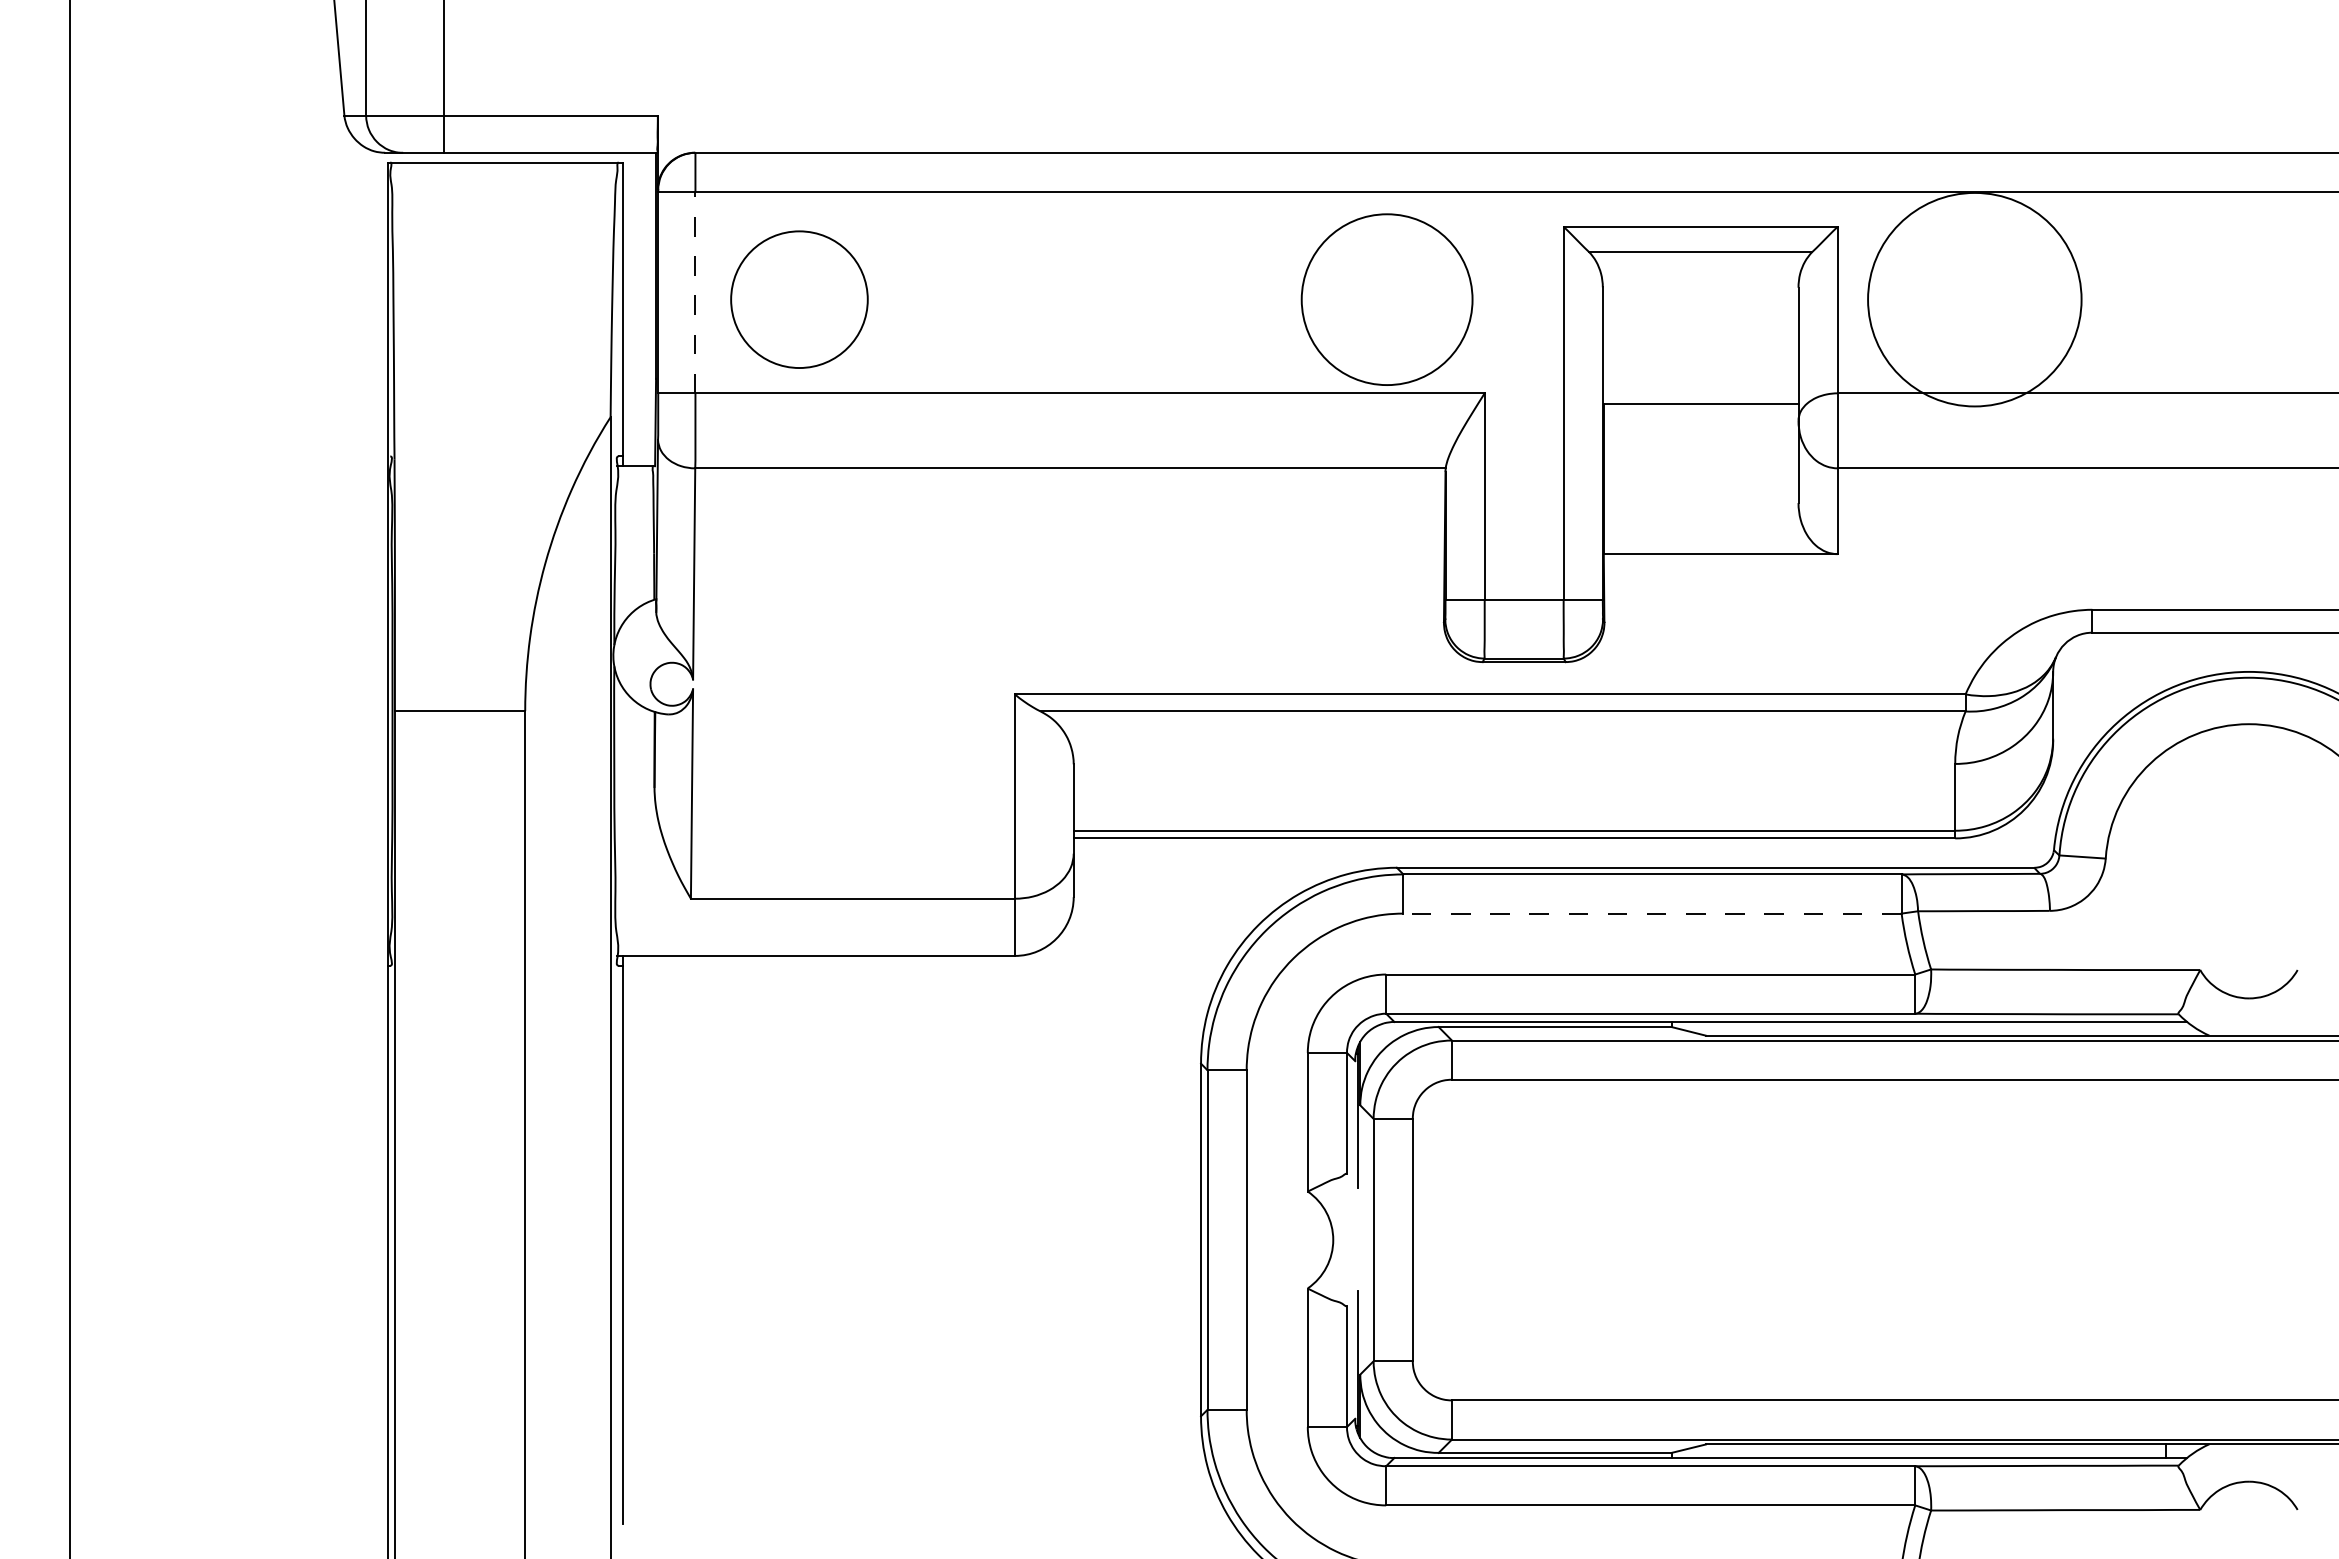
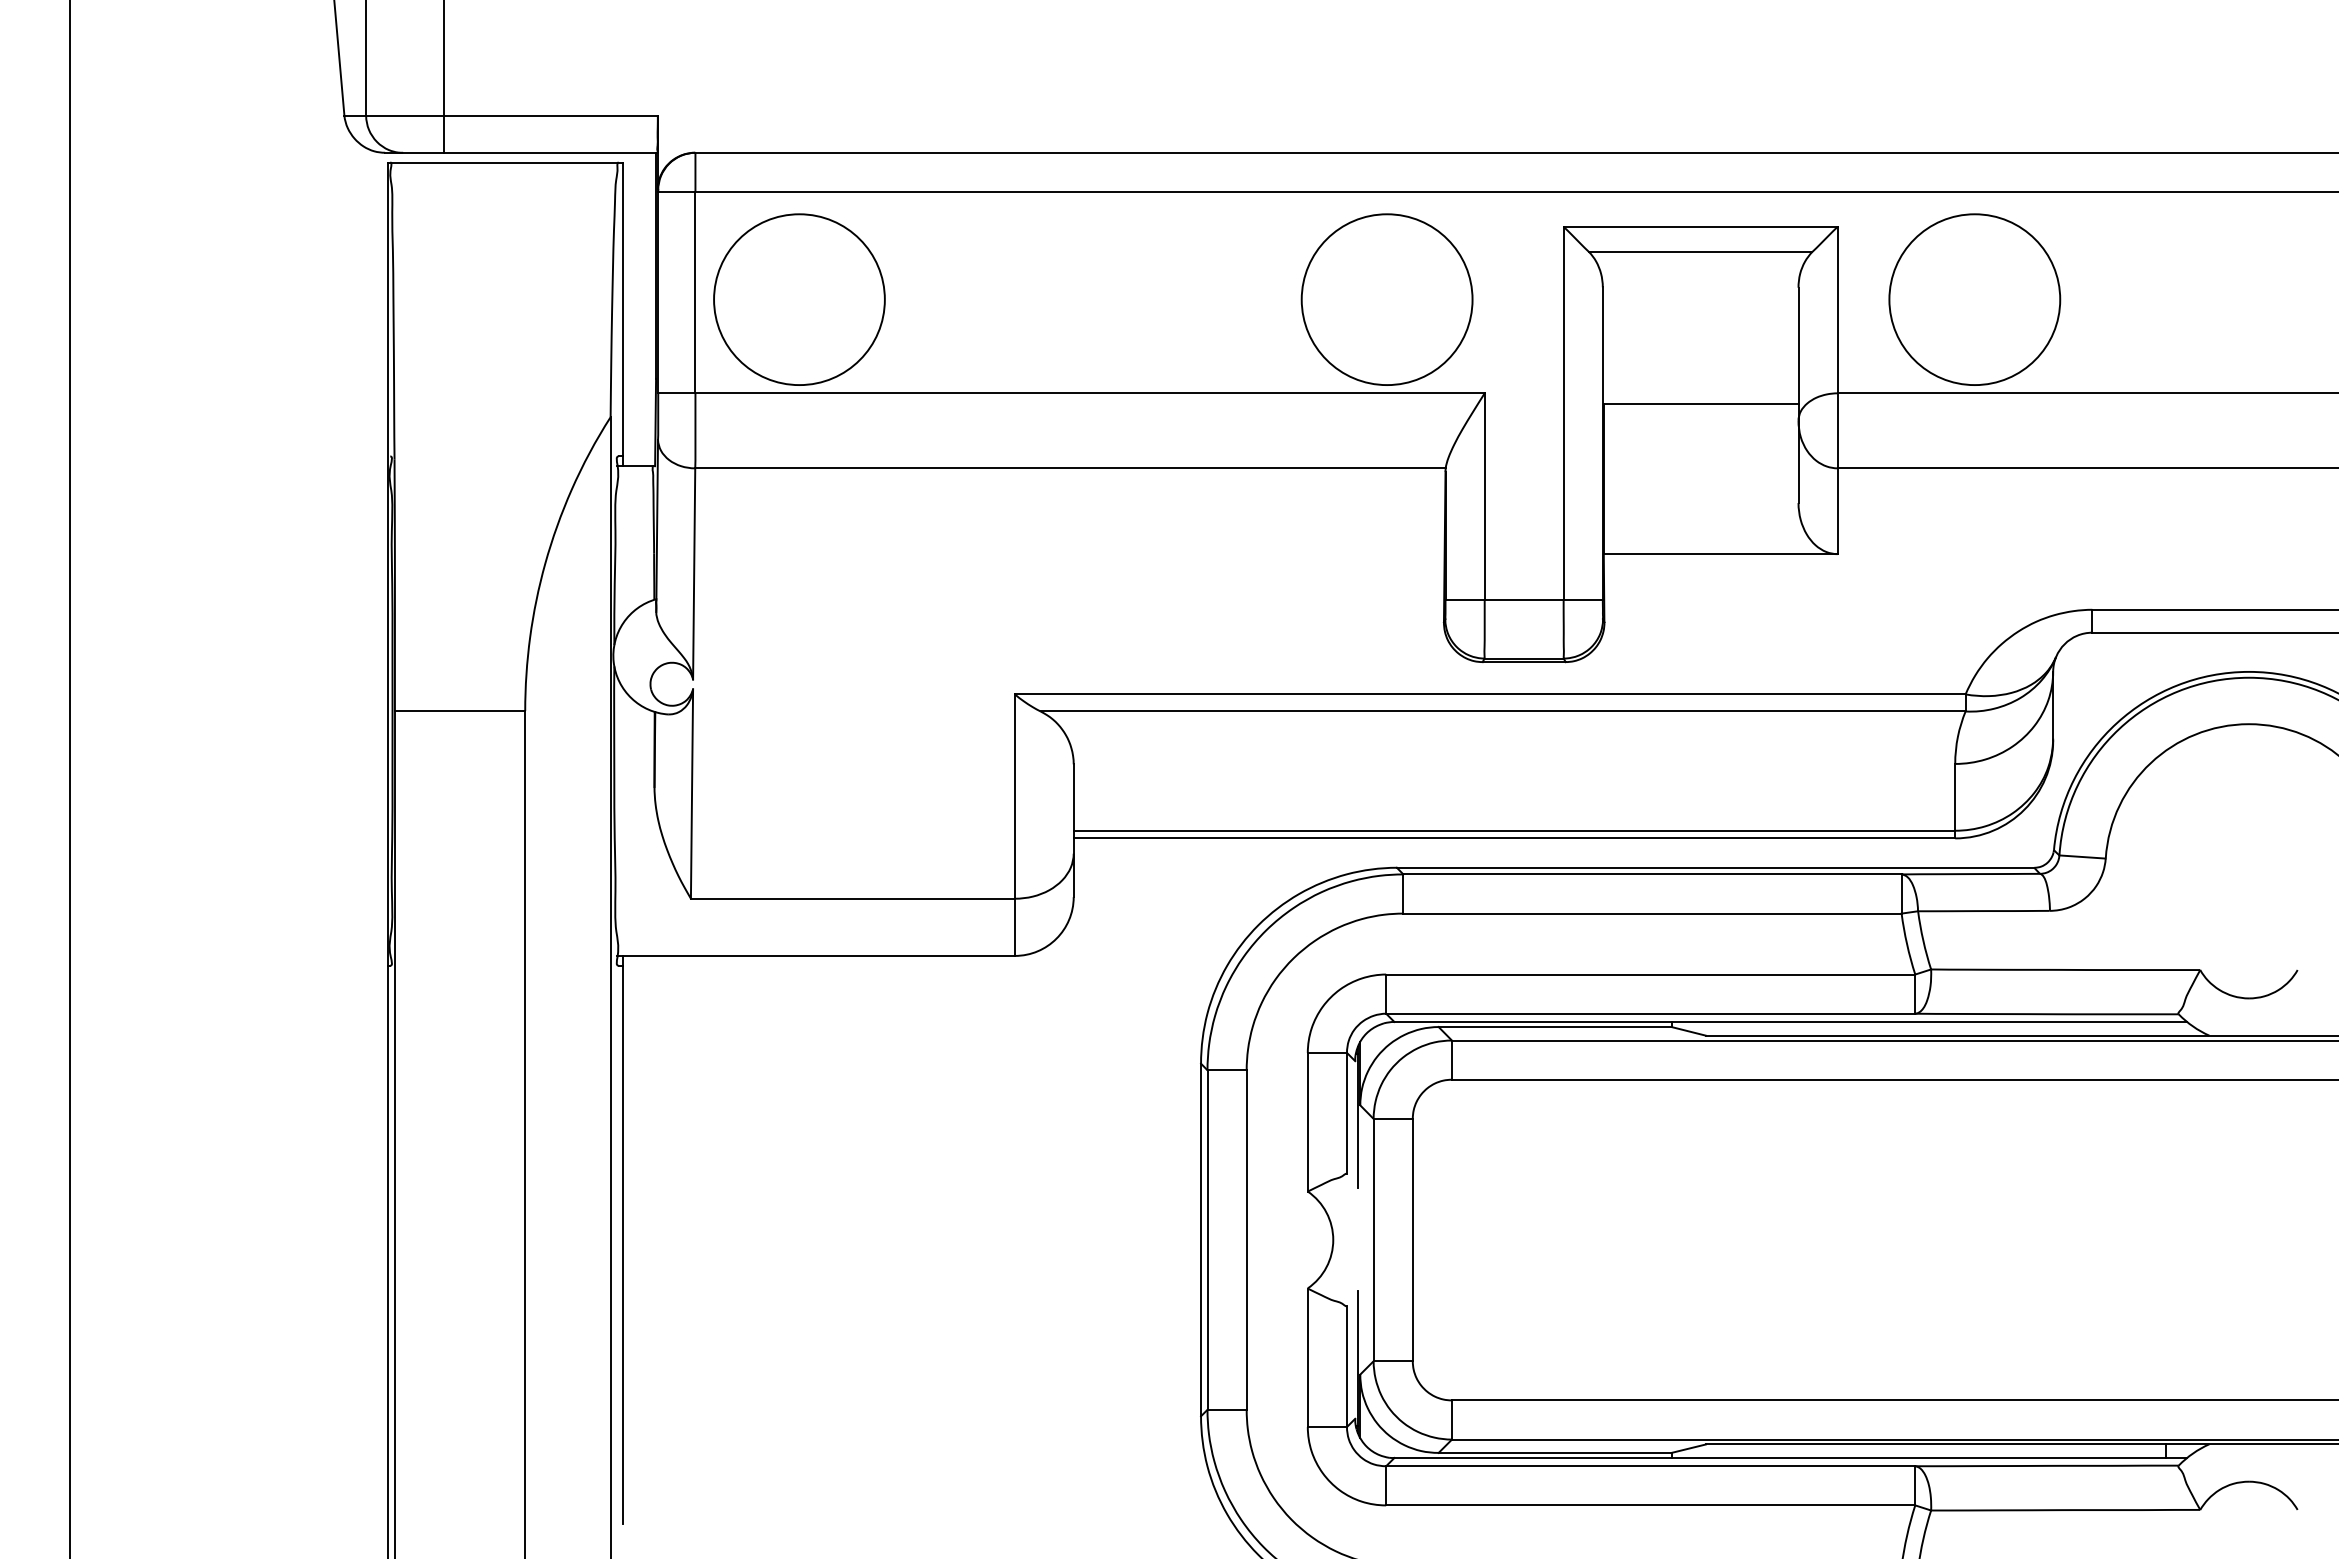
line: dashed -> solid (695, 292)
circle diameter: 137 px -> 171 px (799, 299)
circle diameter: 214 px -> 171 px (1974, 299)
line: dashed -> solid (1651, 913)
